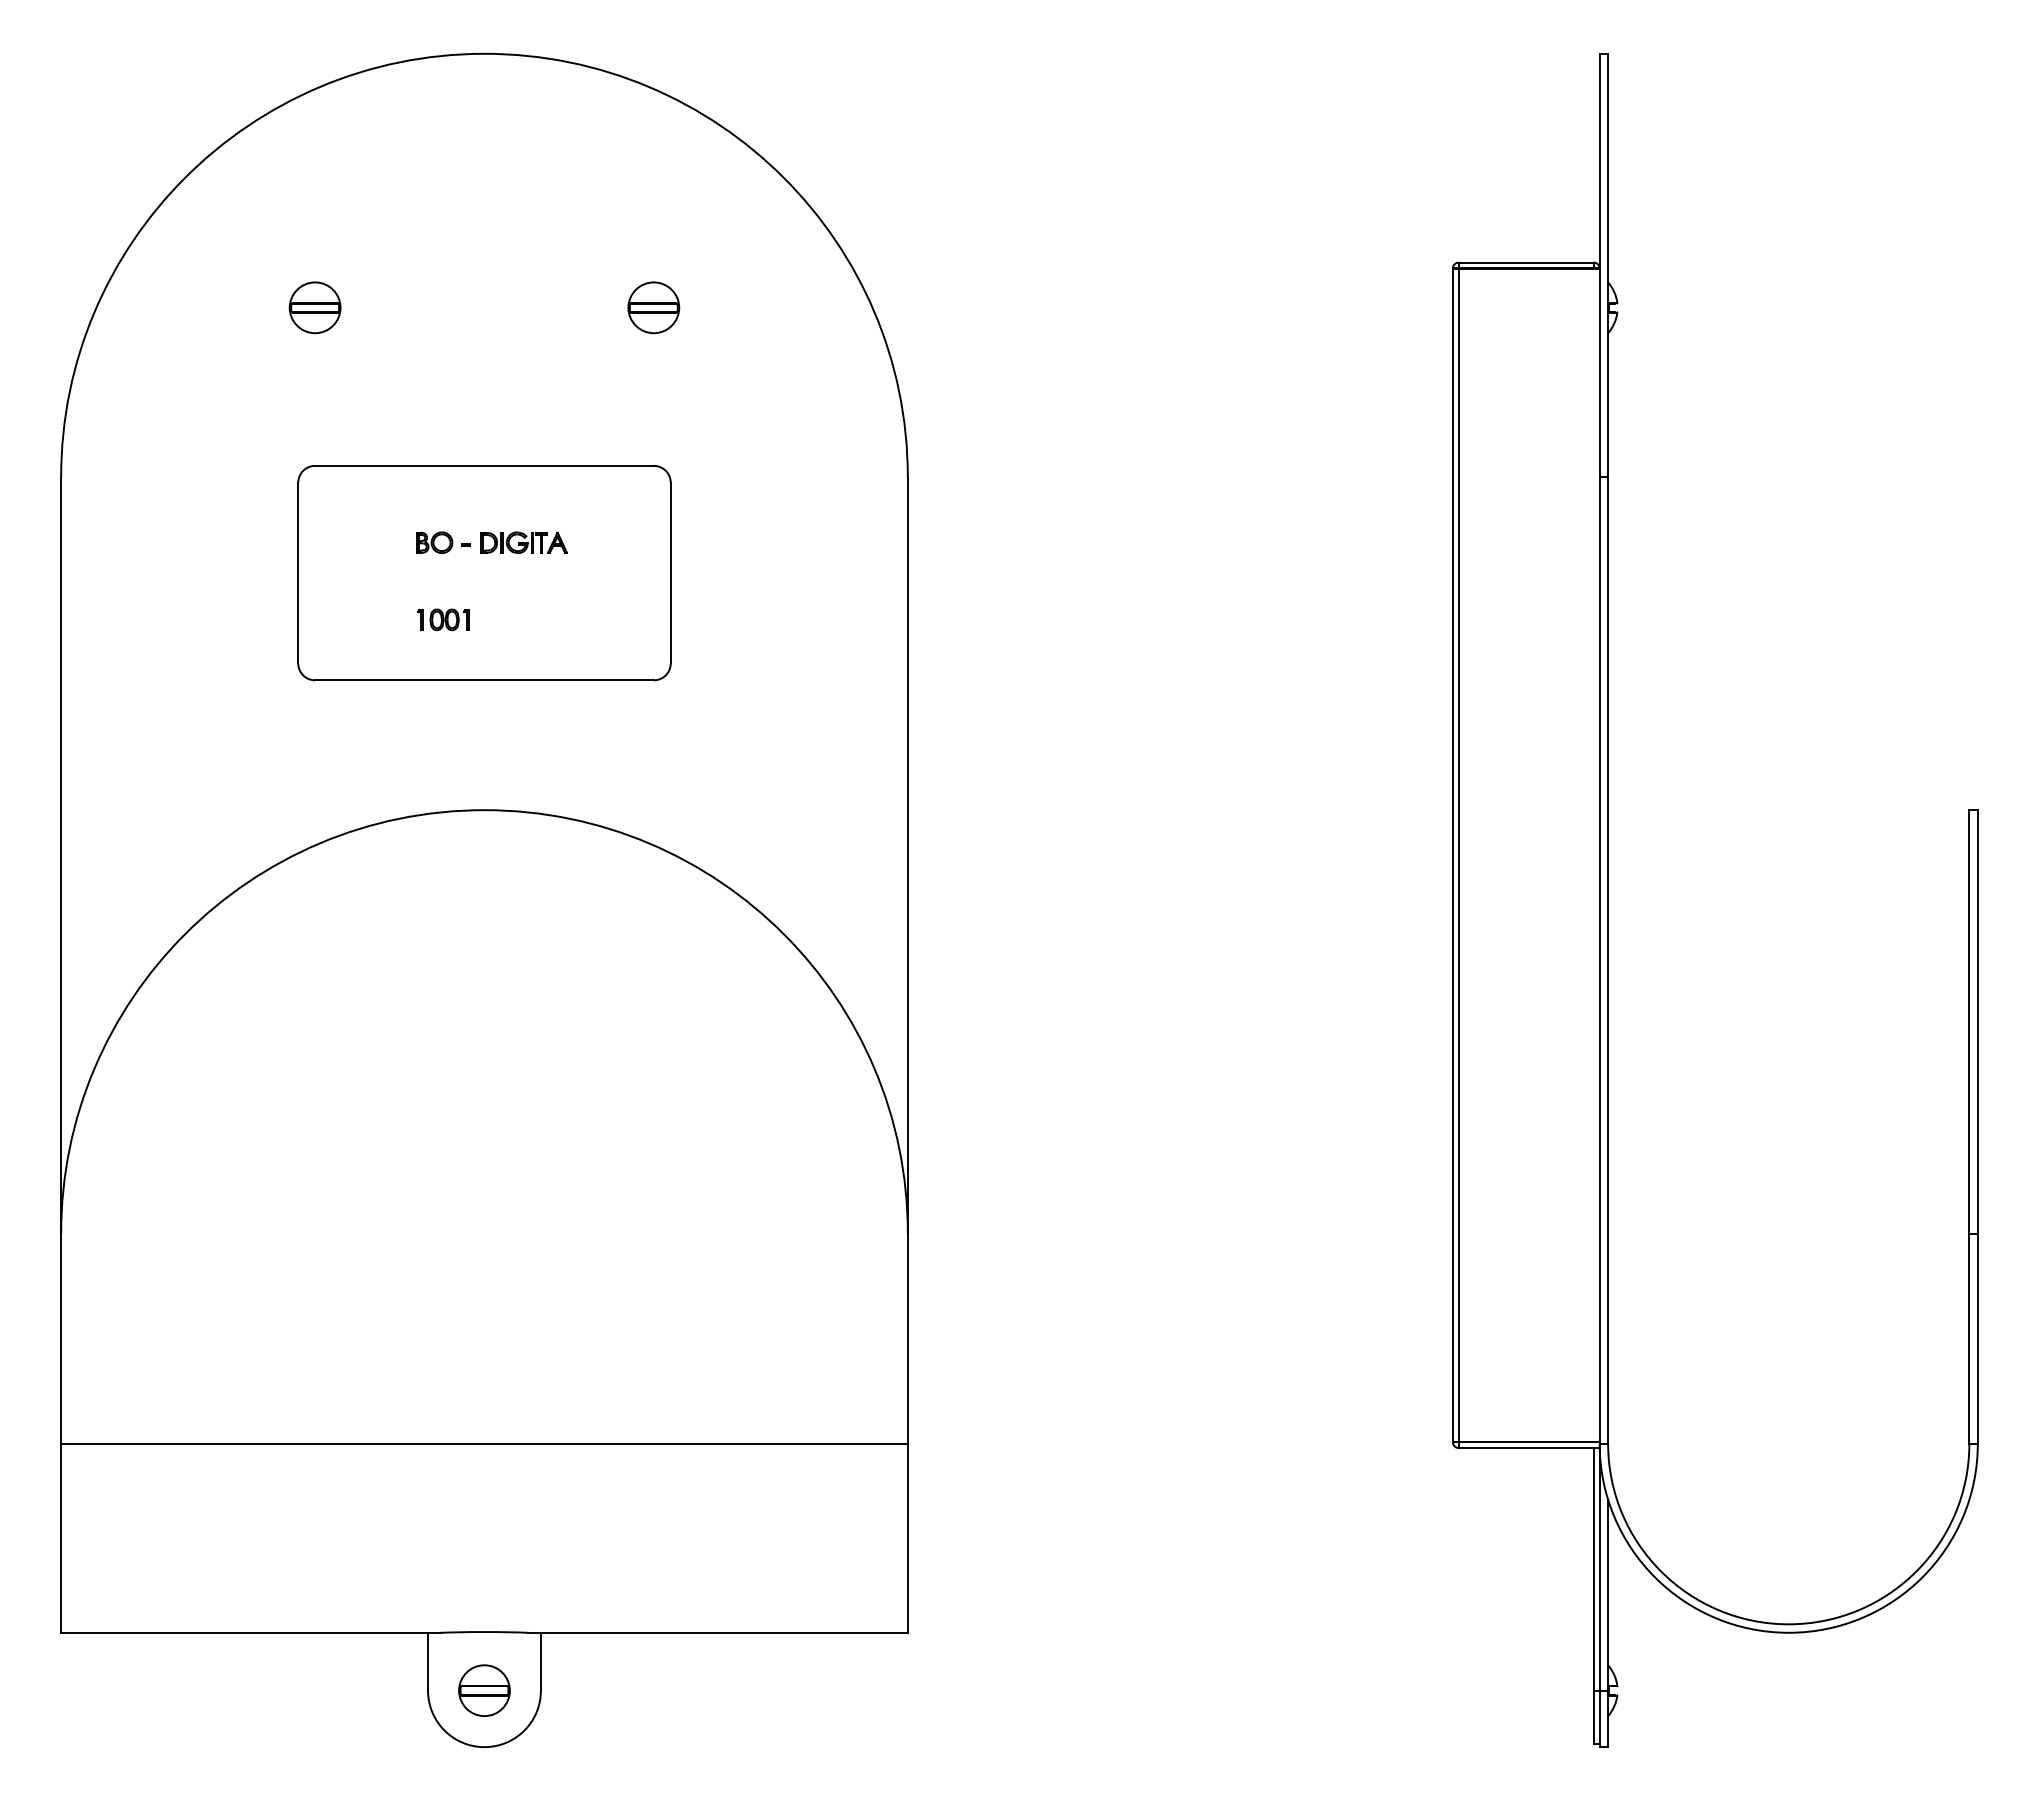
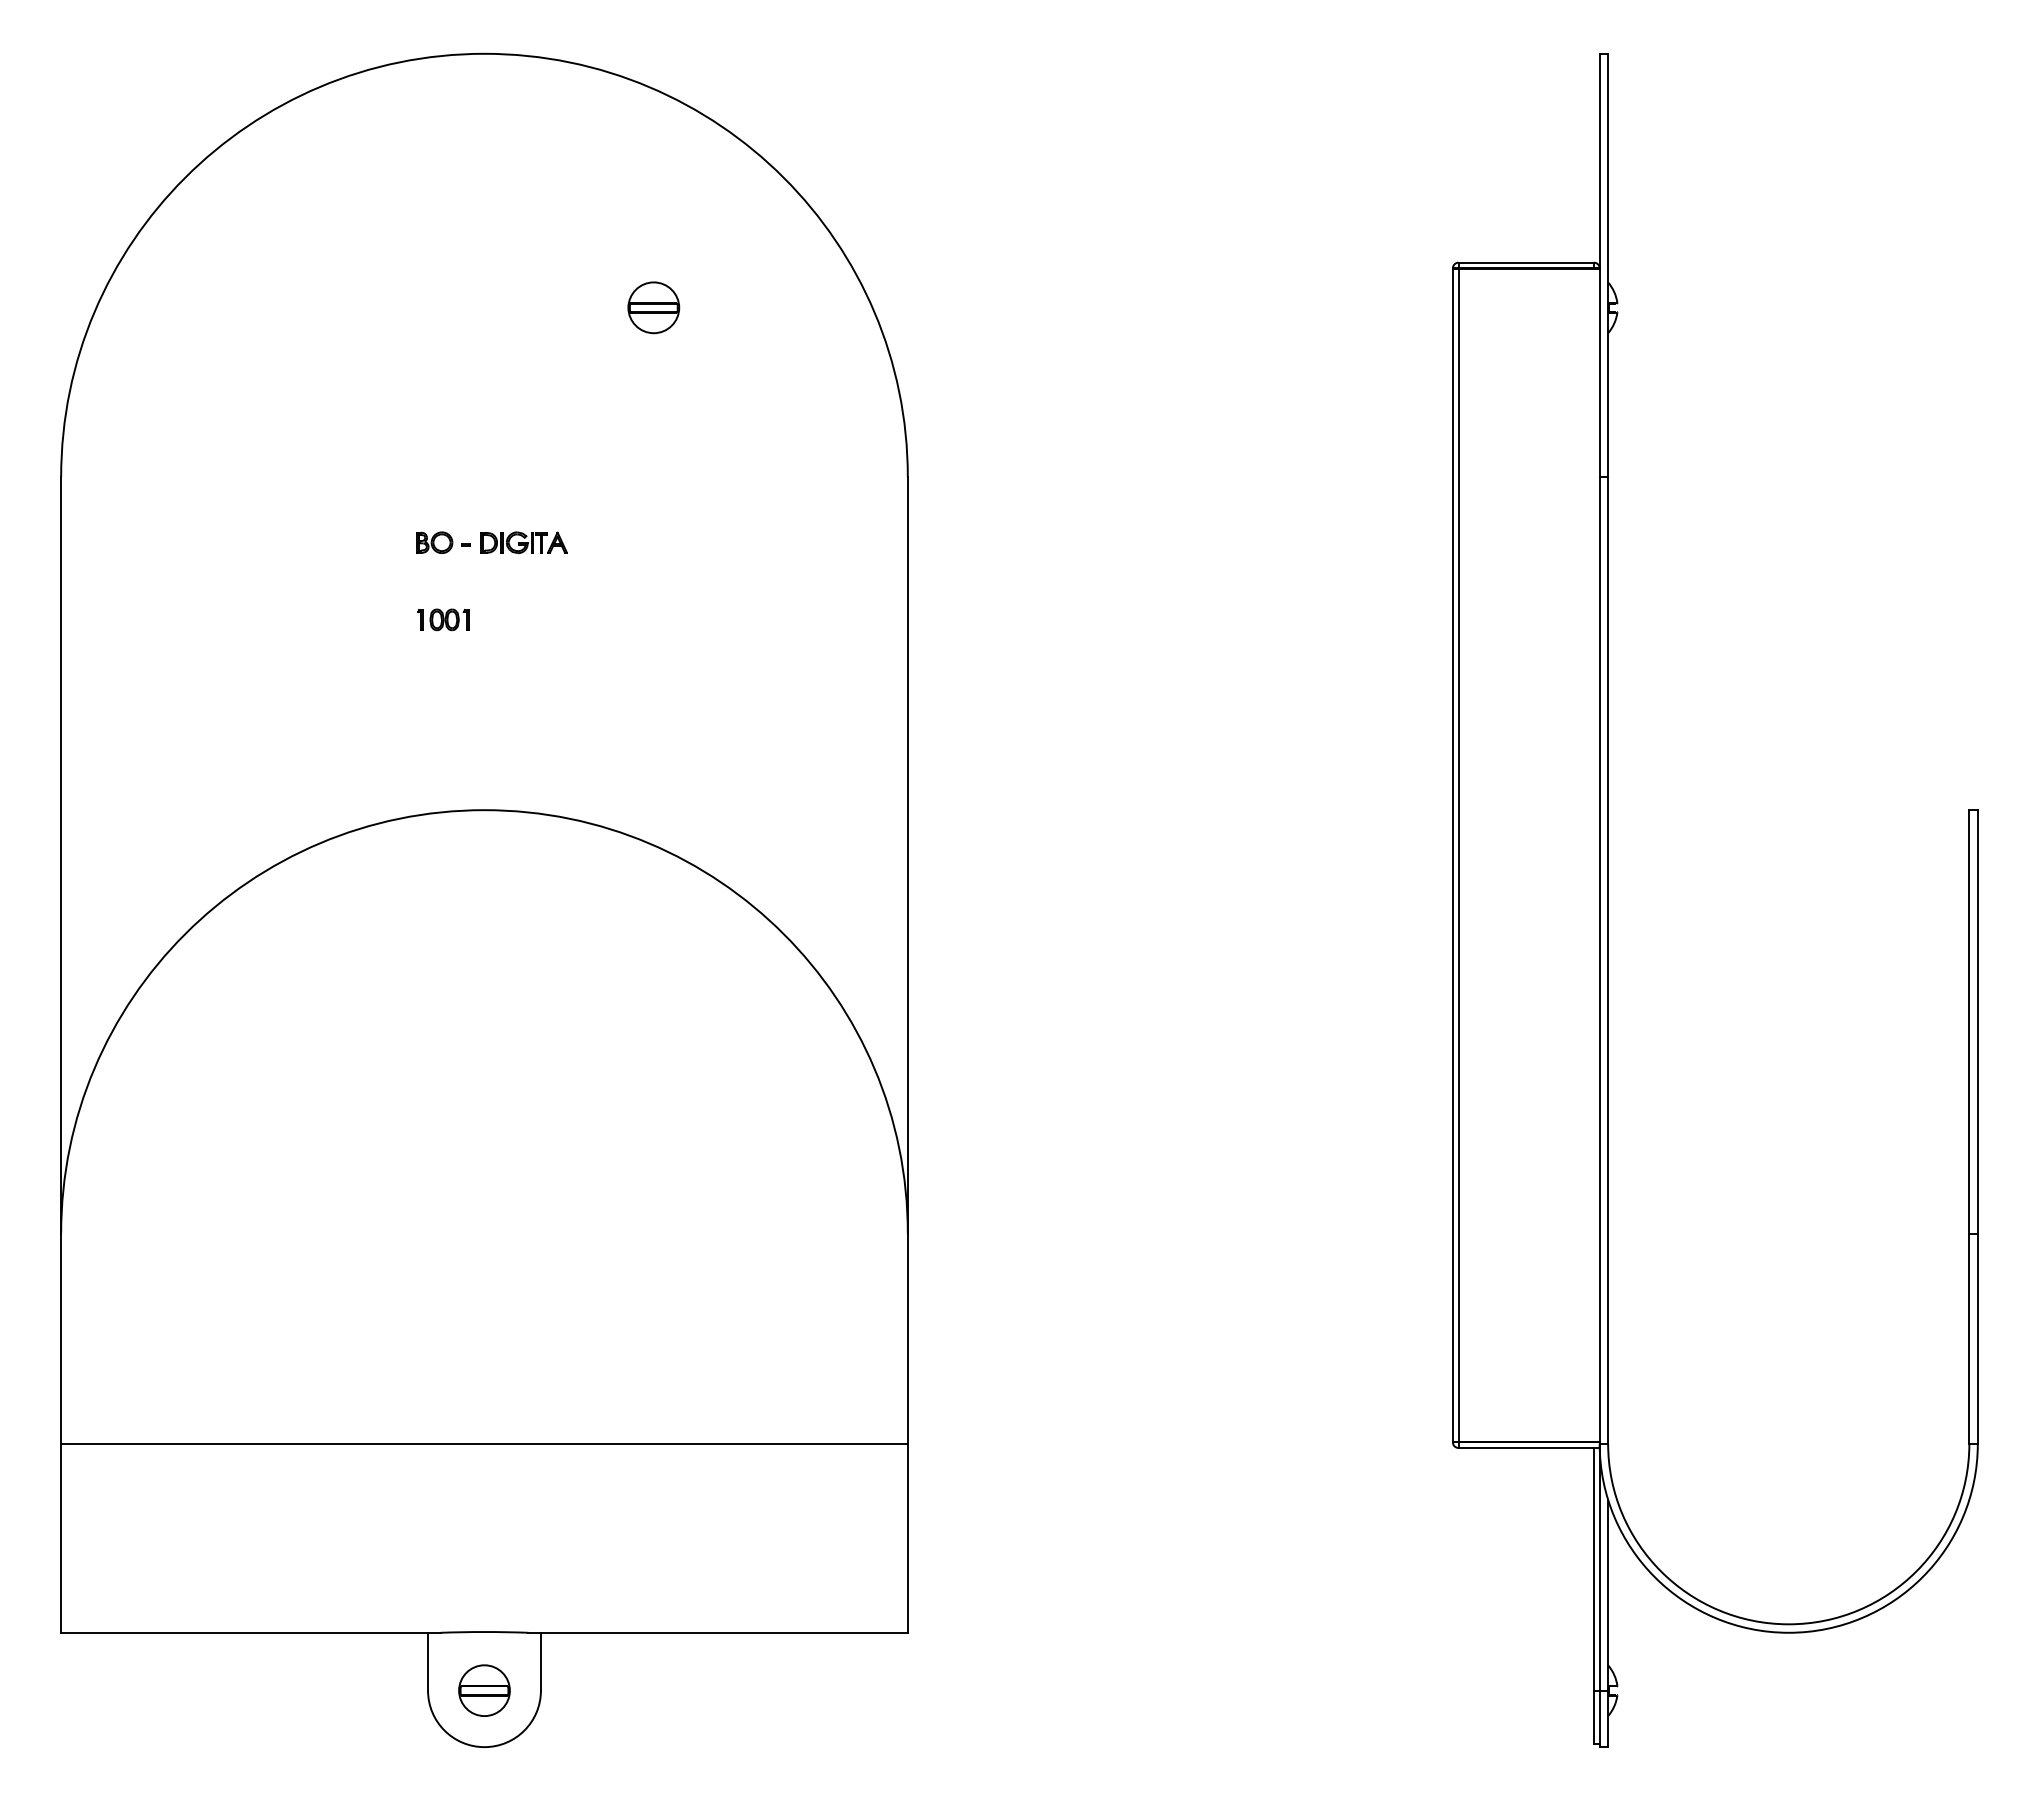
part: present -> none (314, 307)
part: present -> none (484, 573)
